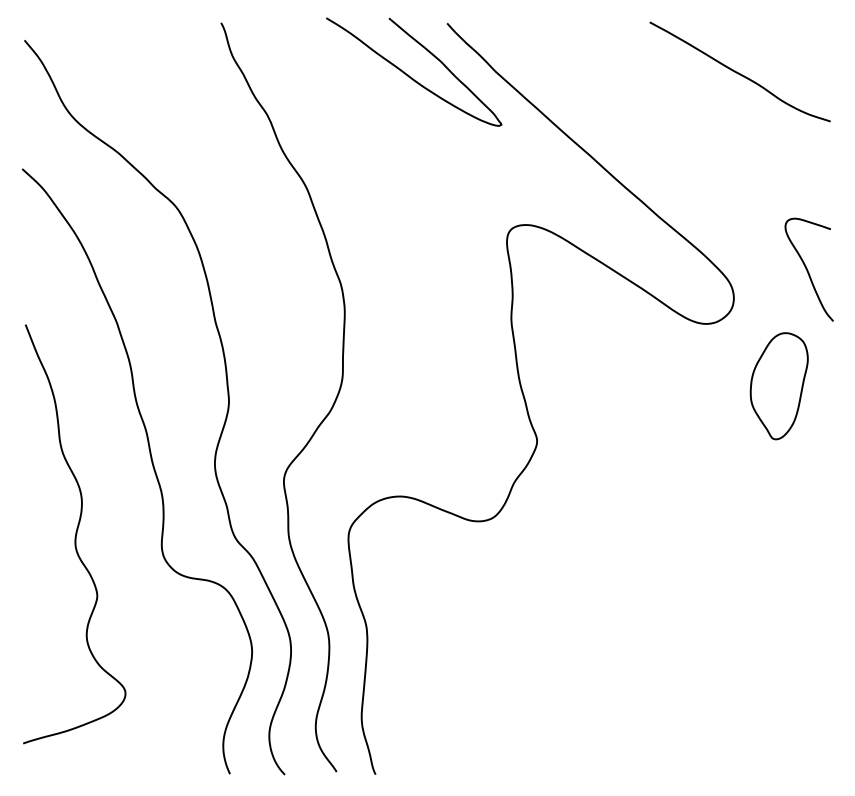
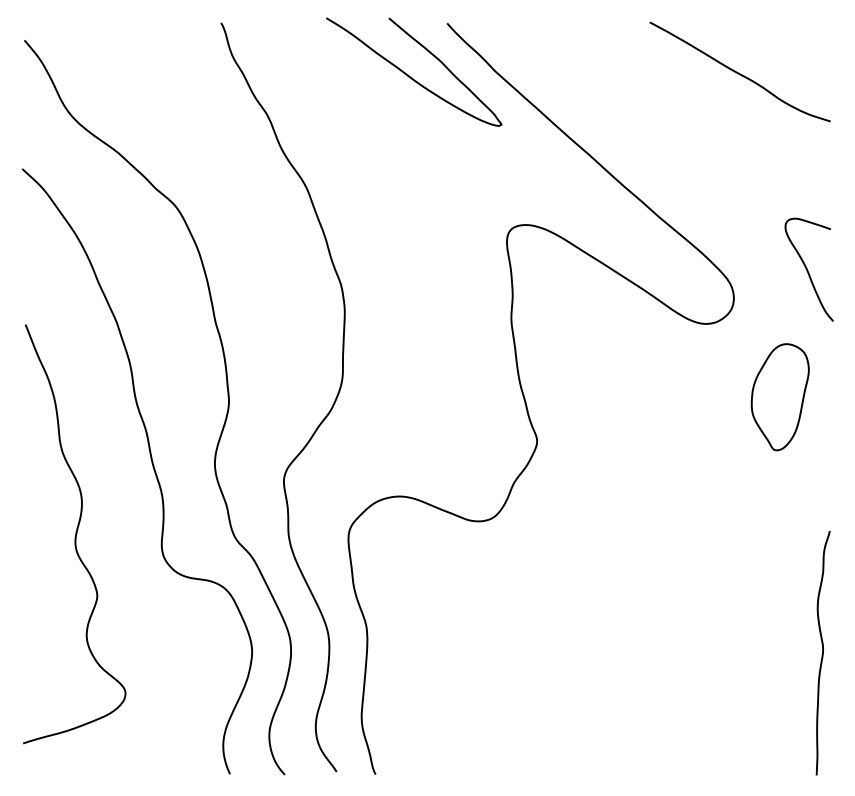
part position: (778, 386) -> (779, 397) (779, 397)
curve: none -> present (822, 652)
